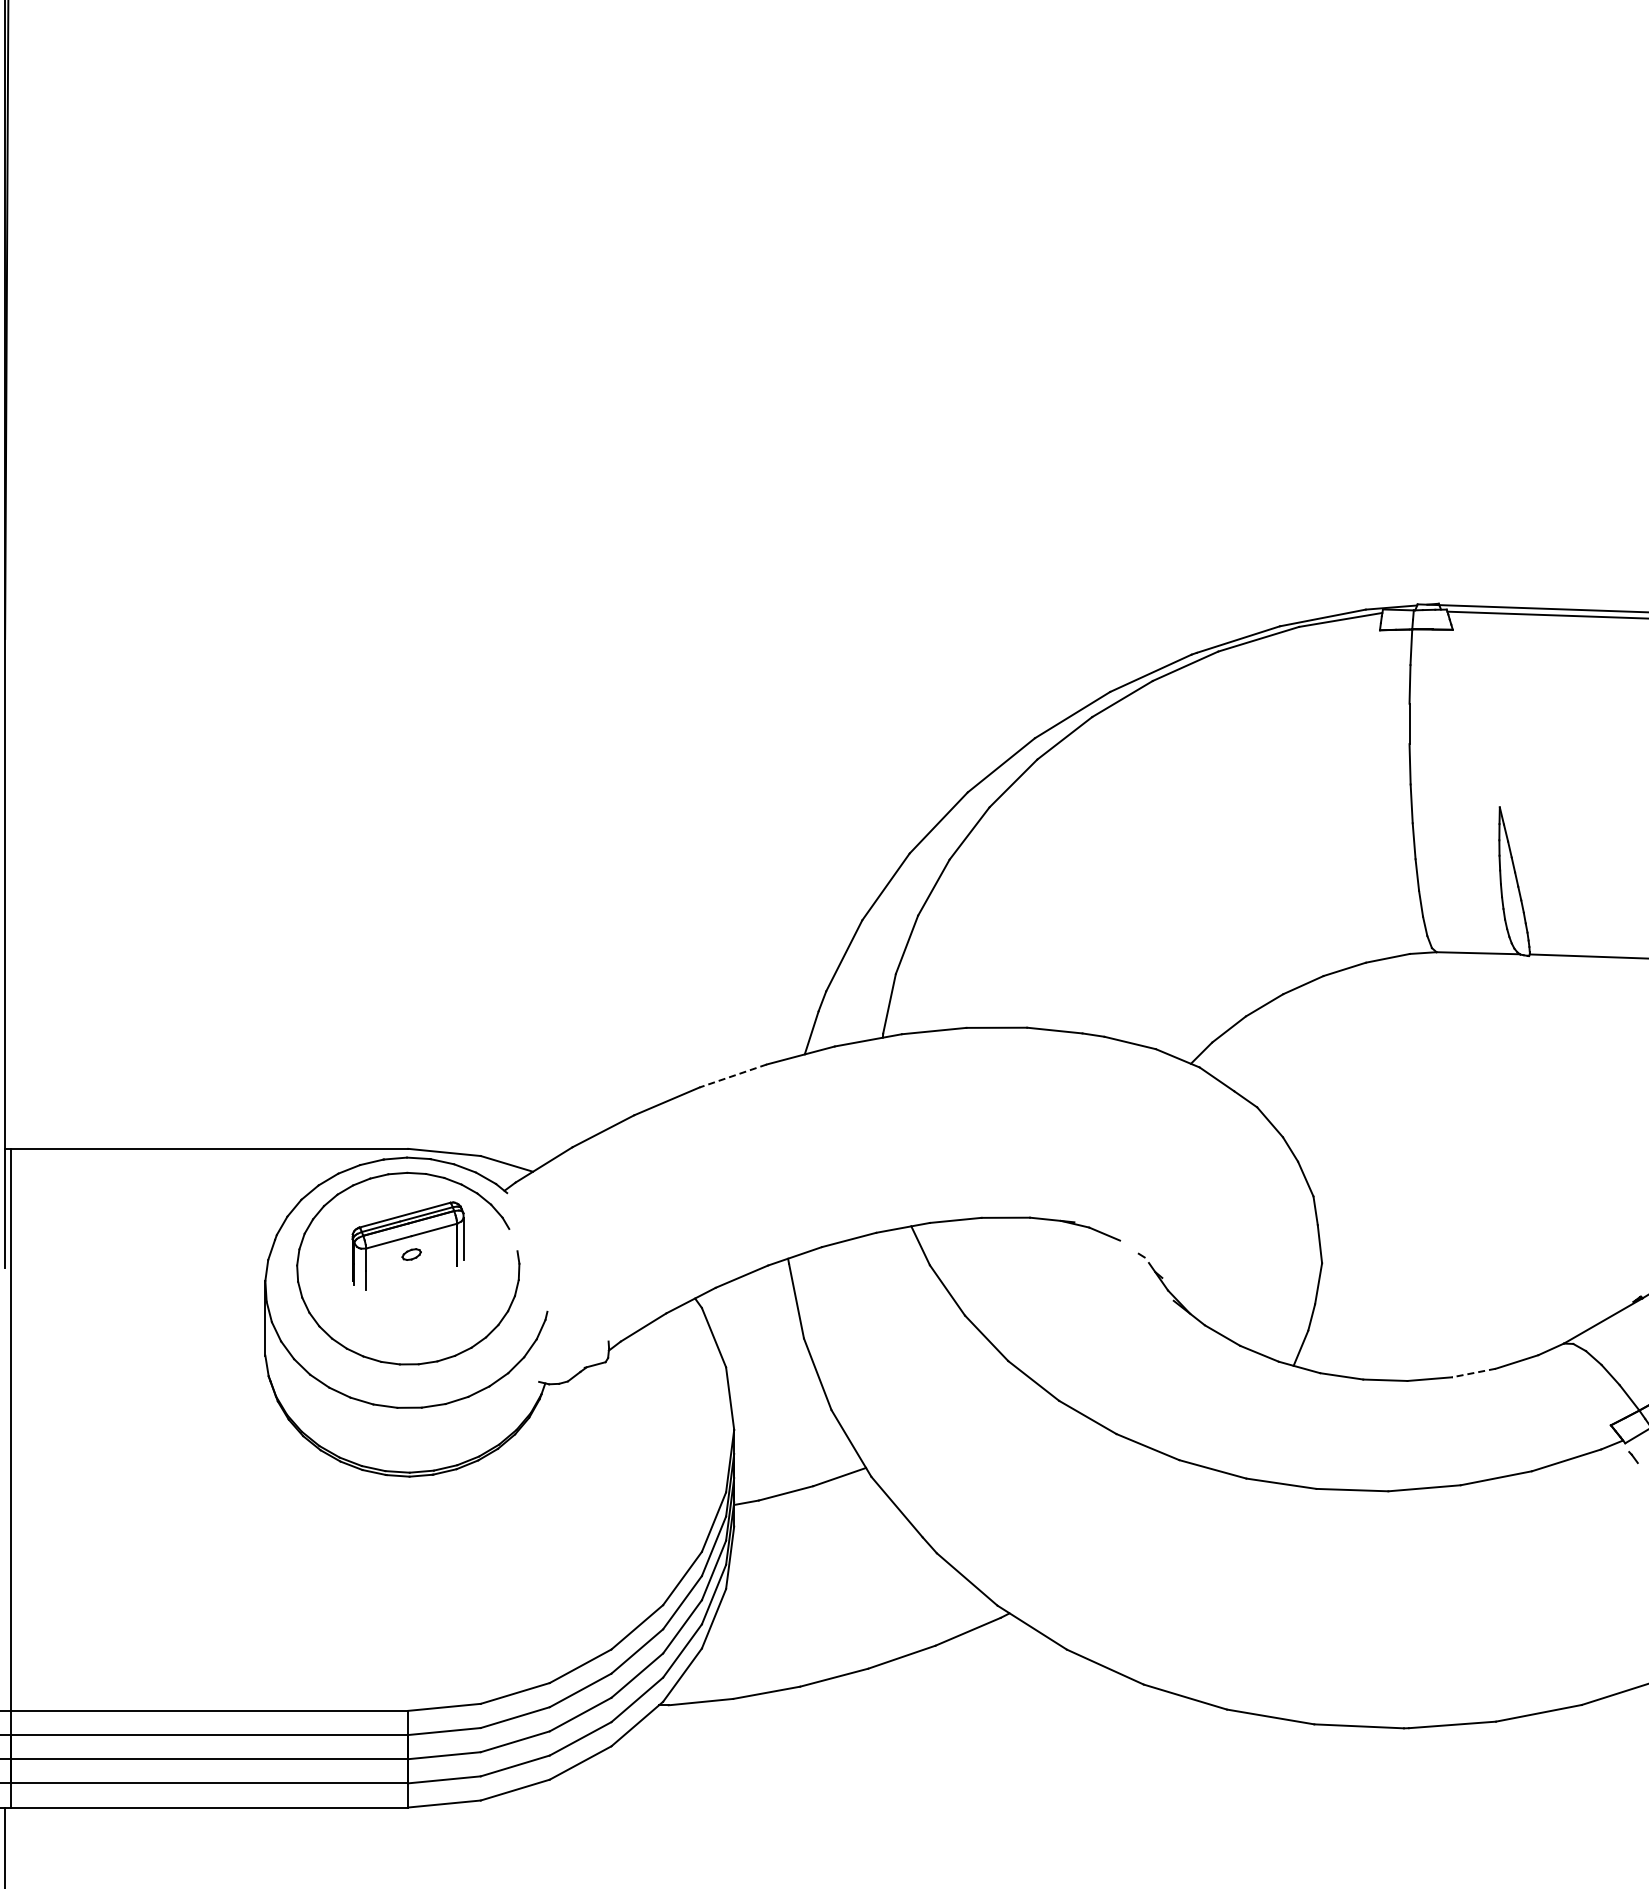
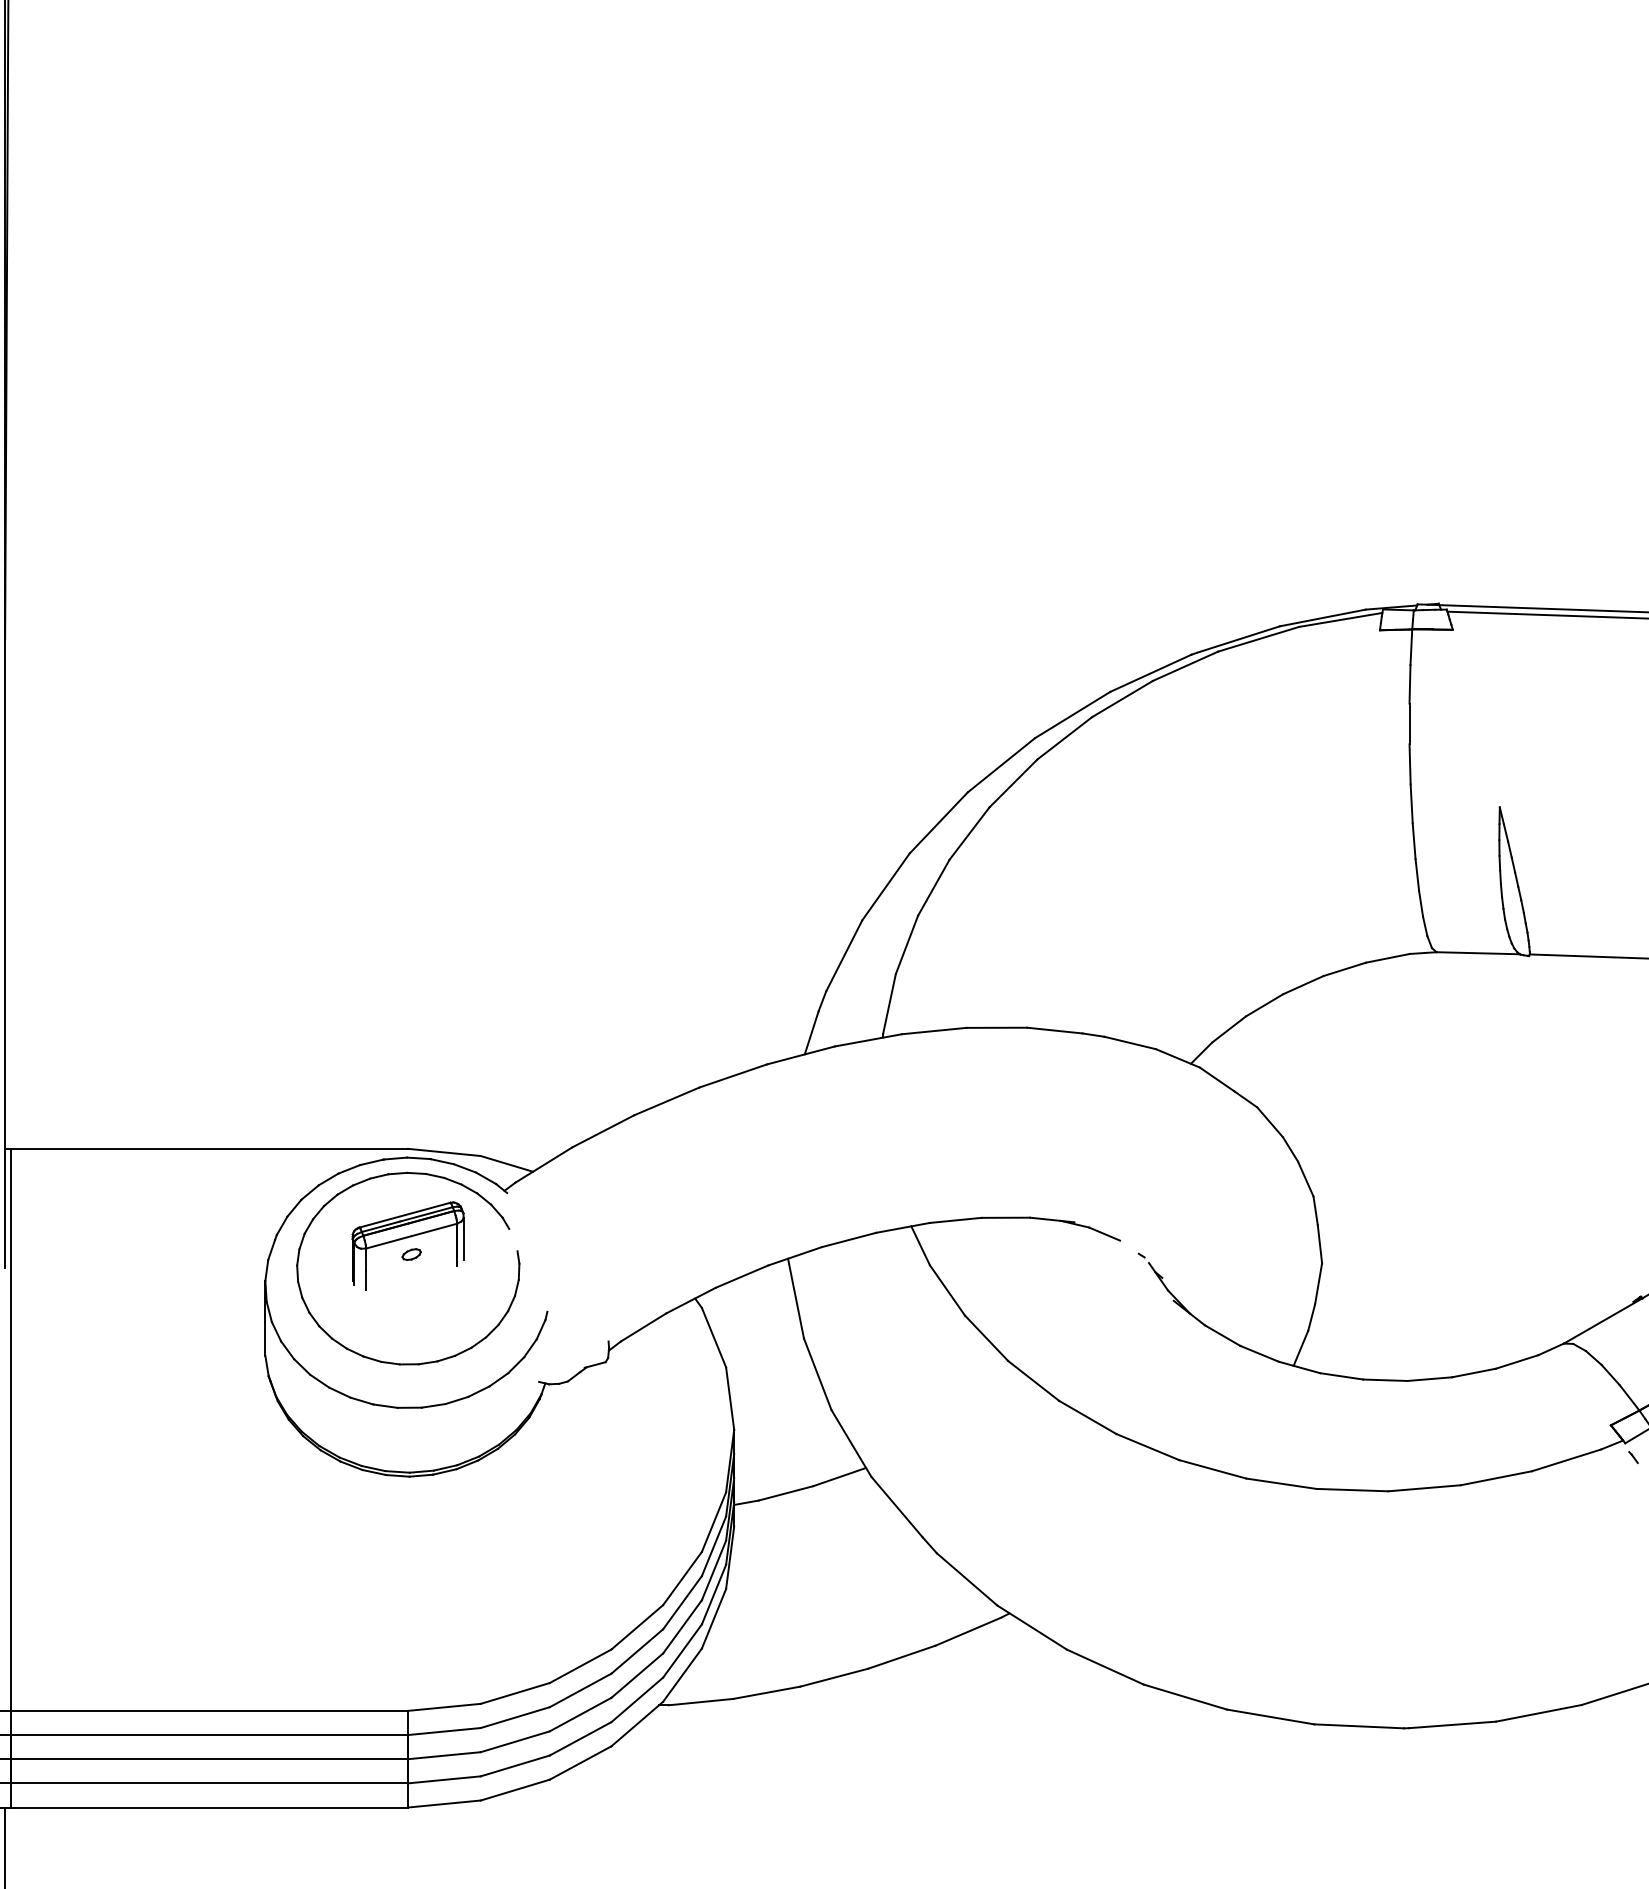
line: dashed -> solid (733, 1075)
line: dashed -> solid (1473, 1373)
